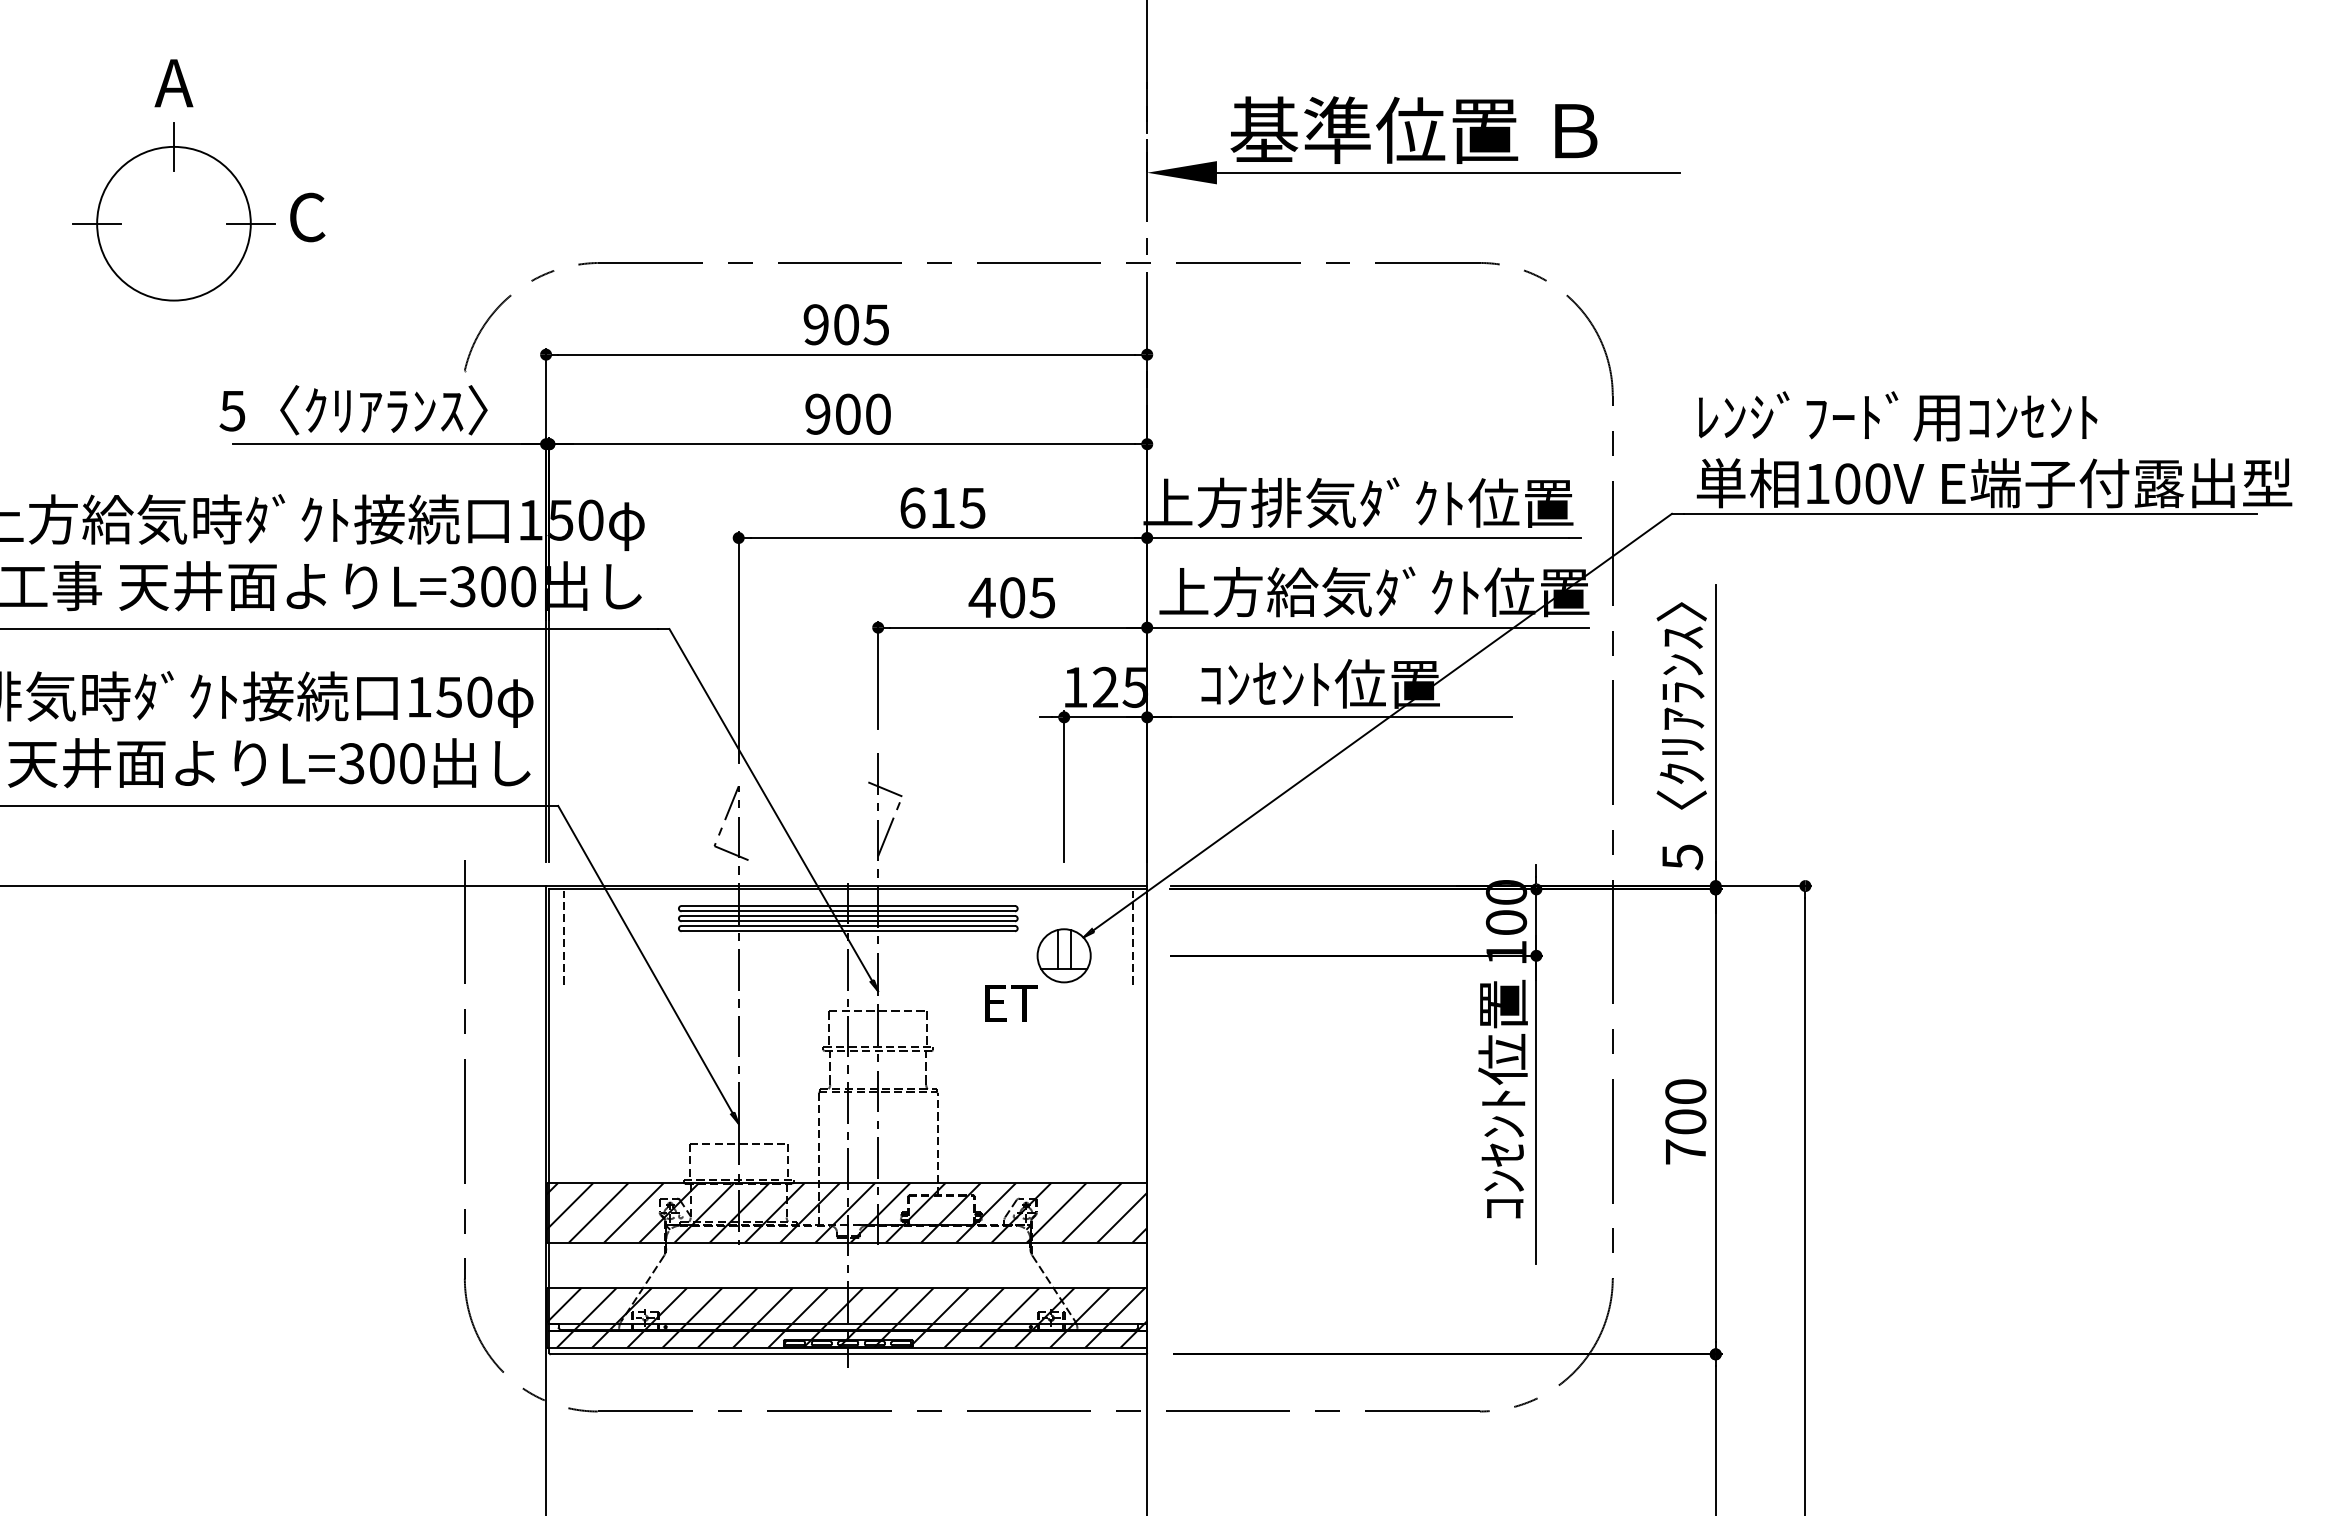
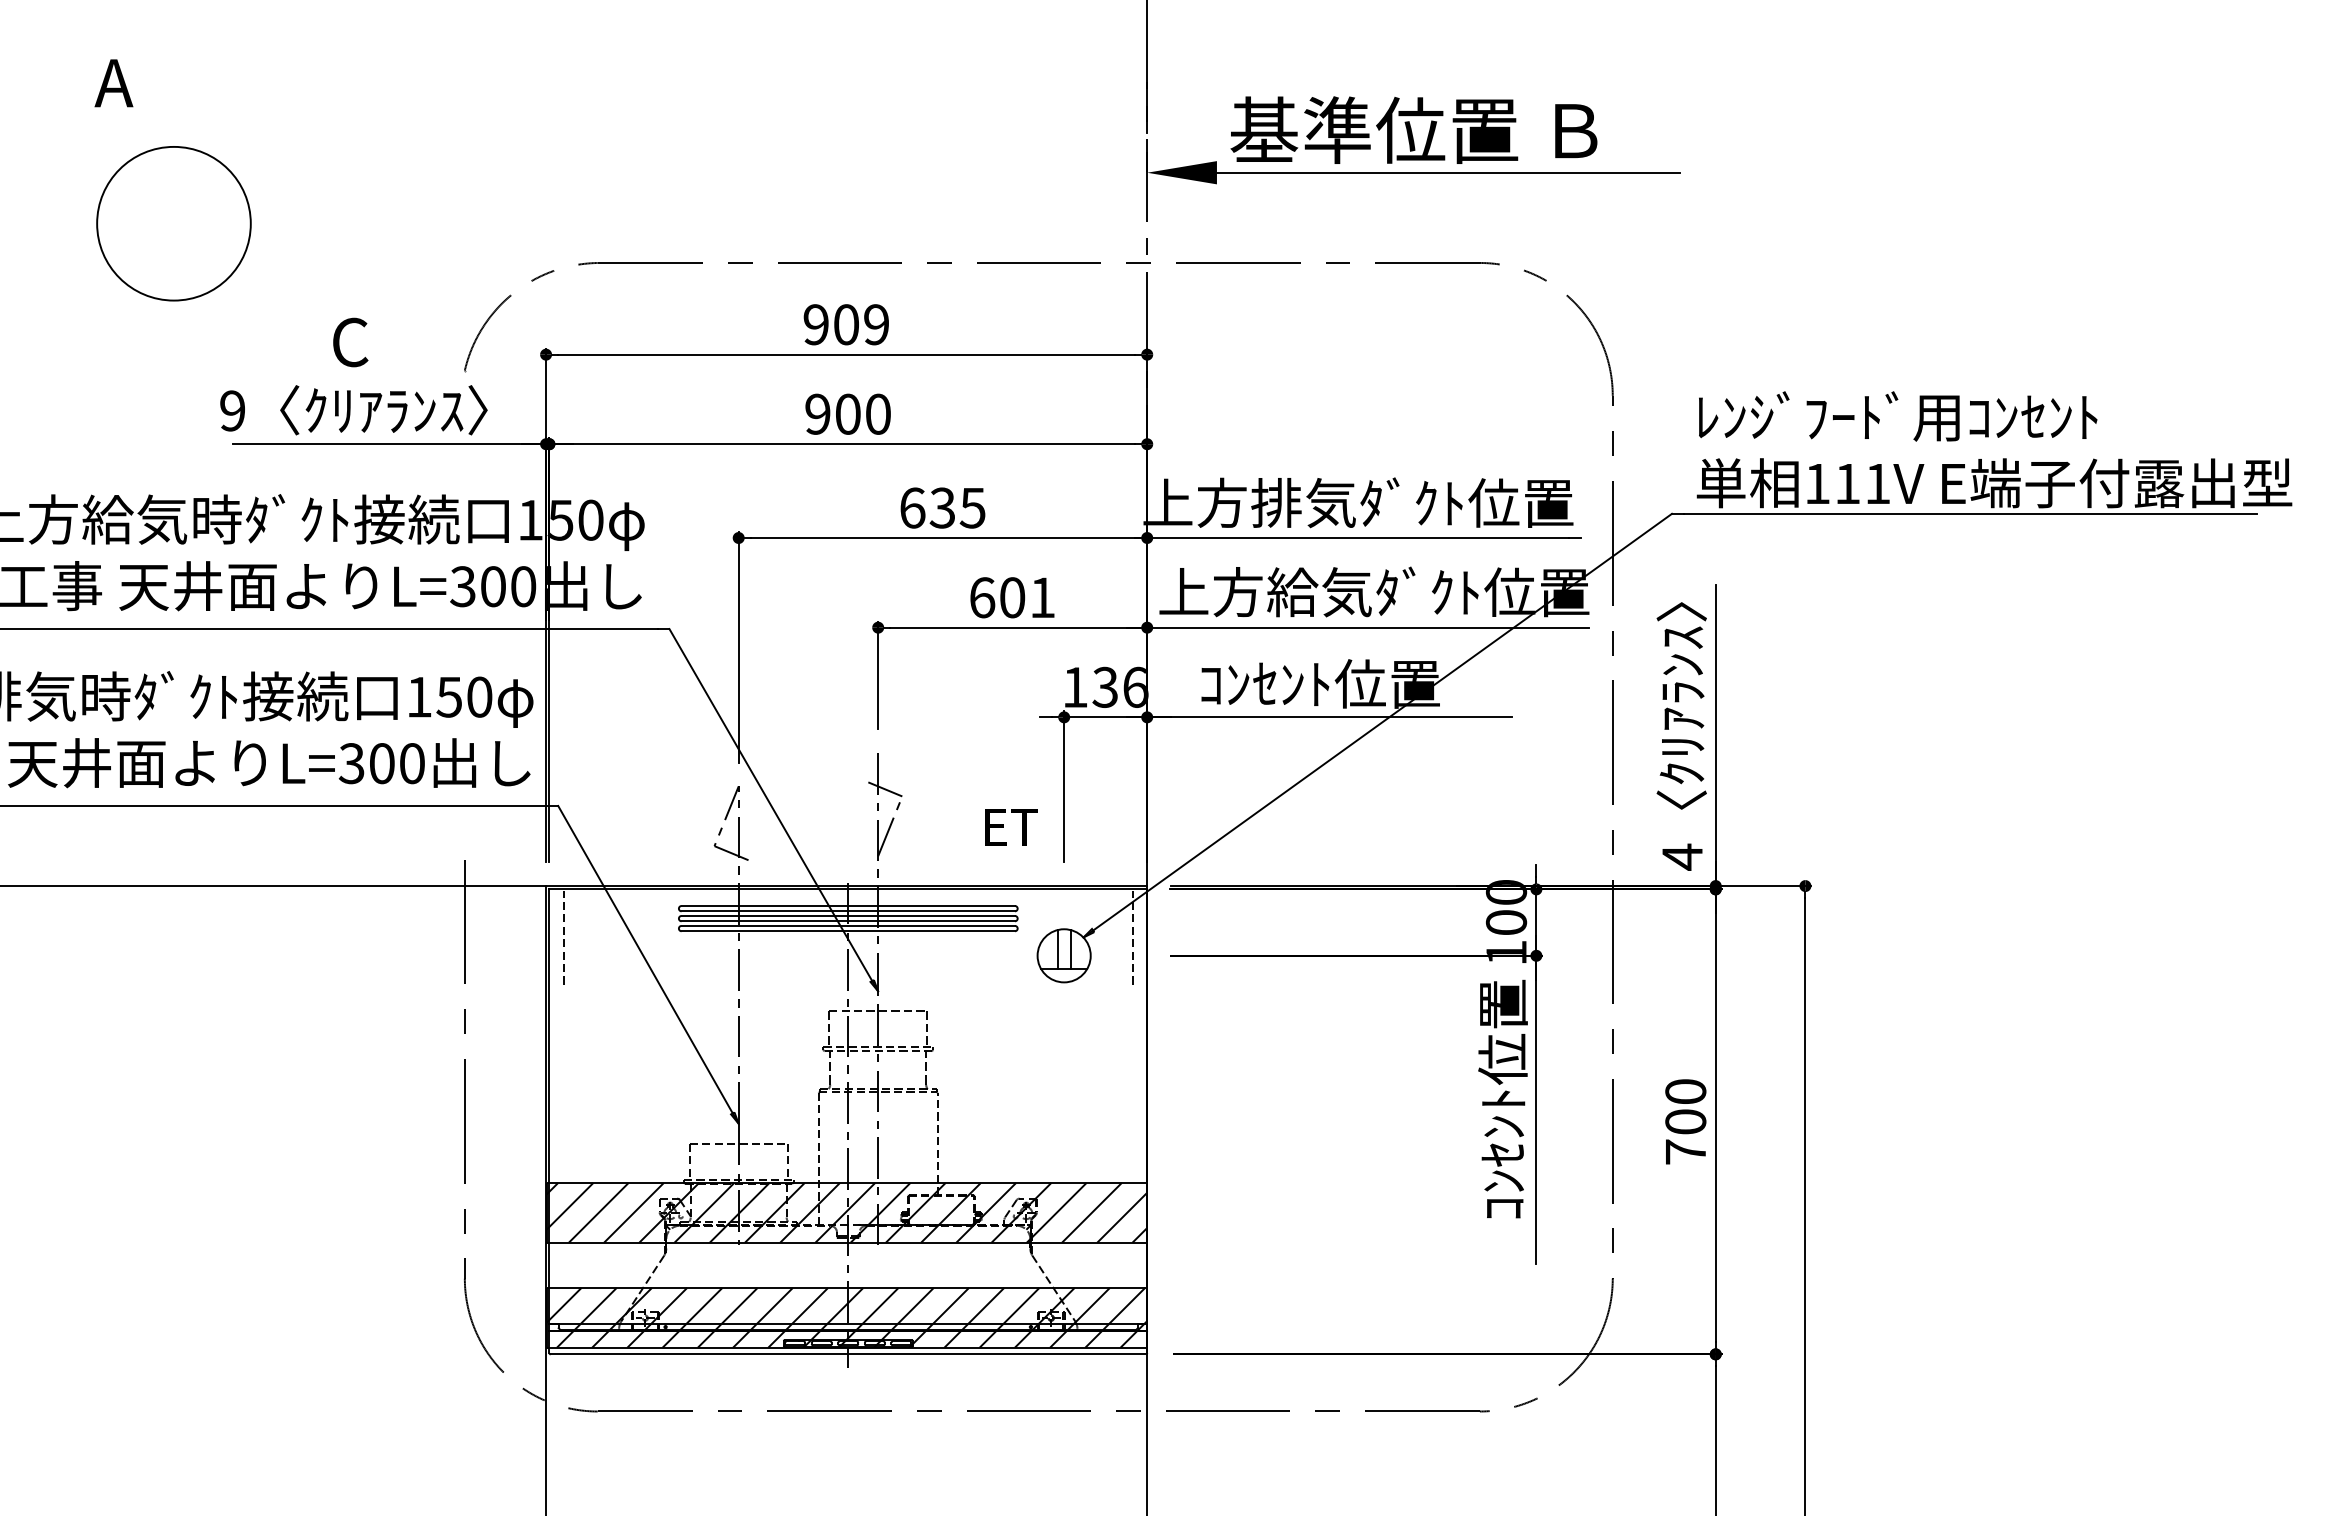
text position: (173, 83) -> (113, 83) (113, 83)
line: present -> none (173, 146)
text position: (307, 217) -> (350, 342) (350, 342)
line: present -> none (97, 223)
line: present -> none (250, 223)
text: 905 -> 909 (875, 324)
text: 5 -> 9 (232, 410)
text: 100V -> 111V (1862, 483)
text: 615 -> 635 (941, 507)
text: 405 -> 601 (1011, 597)
text: 125 -> 136 (1120, 686)
text: 5 -> 4 (1682, 856)
text position: (1011, 1003) -> (1011, 827) (1011, 827)
